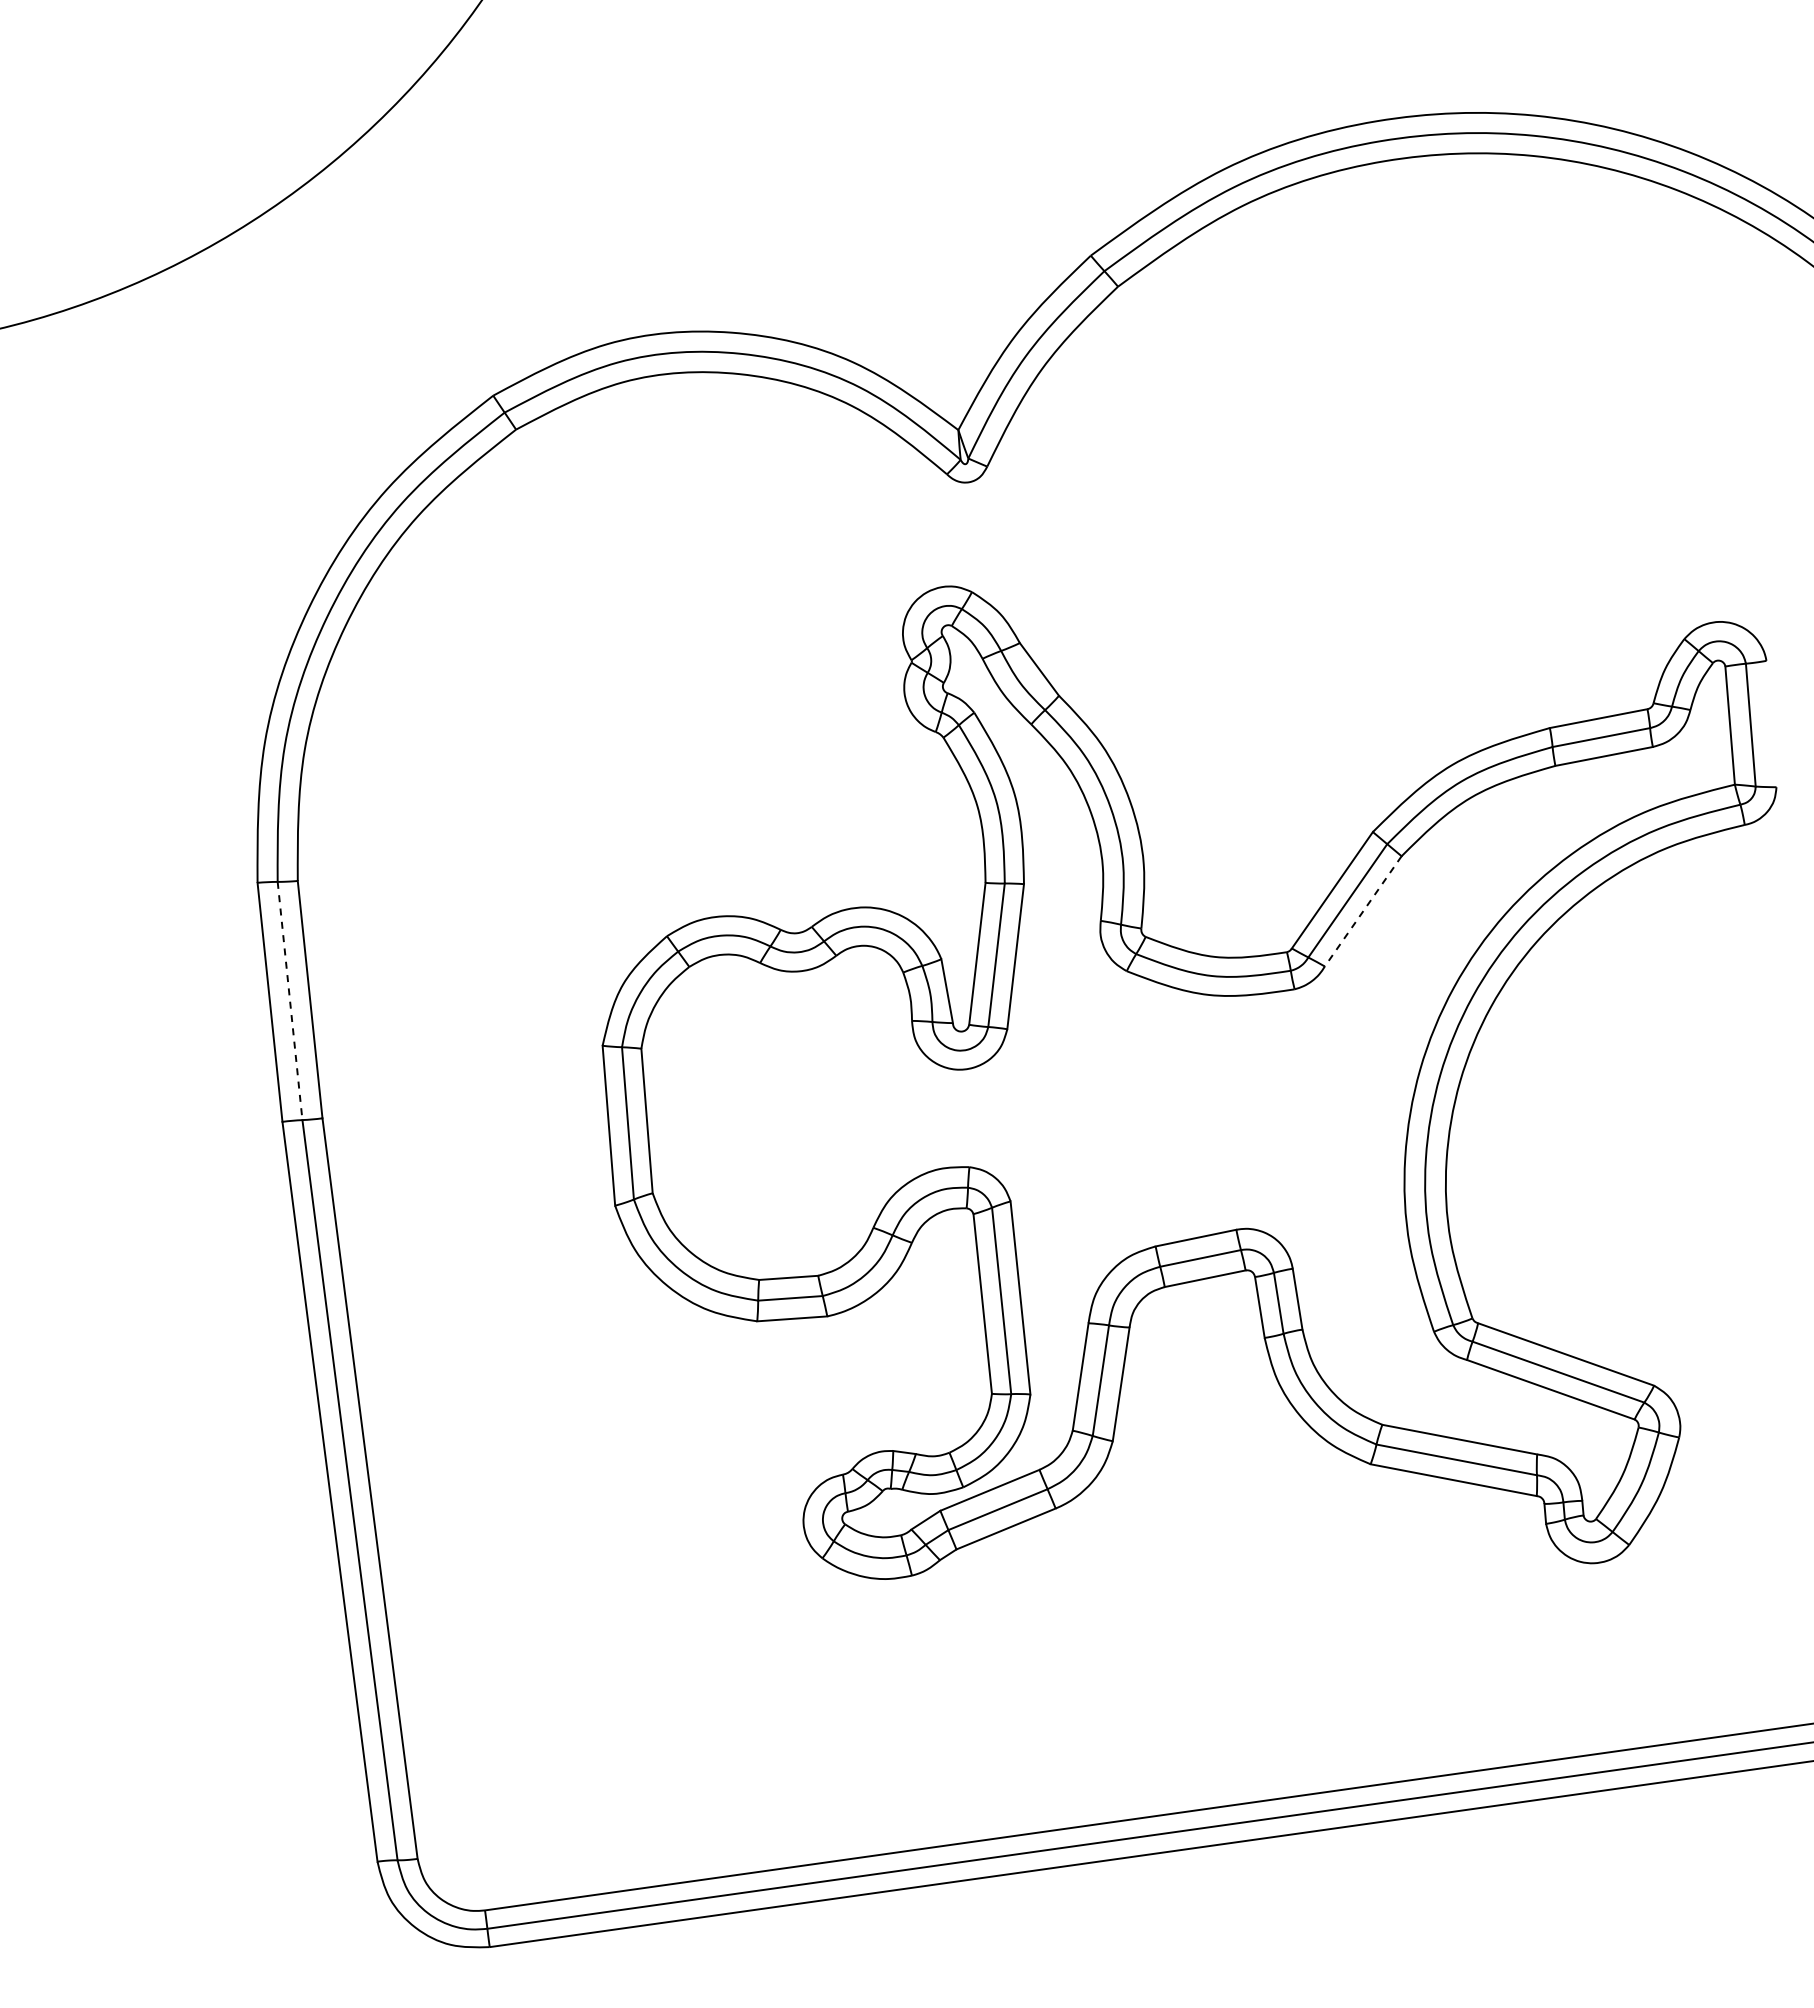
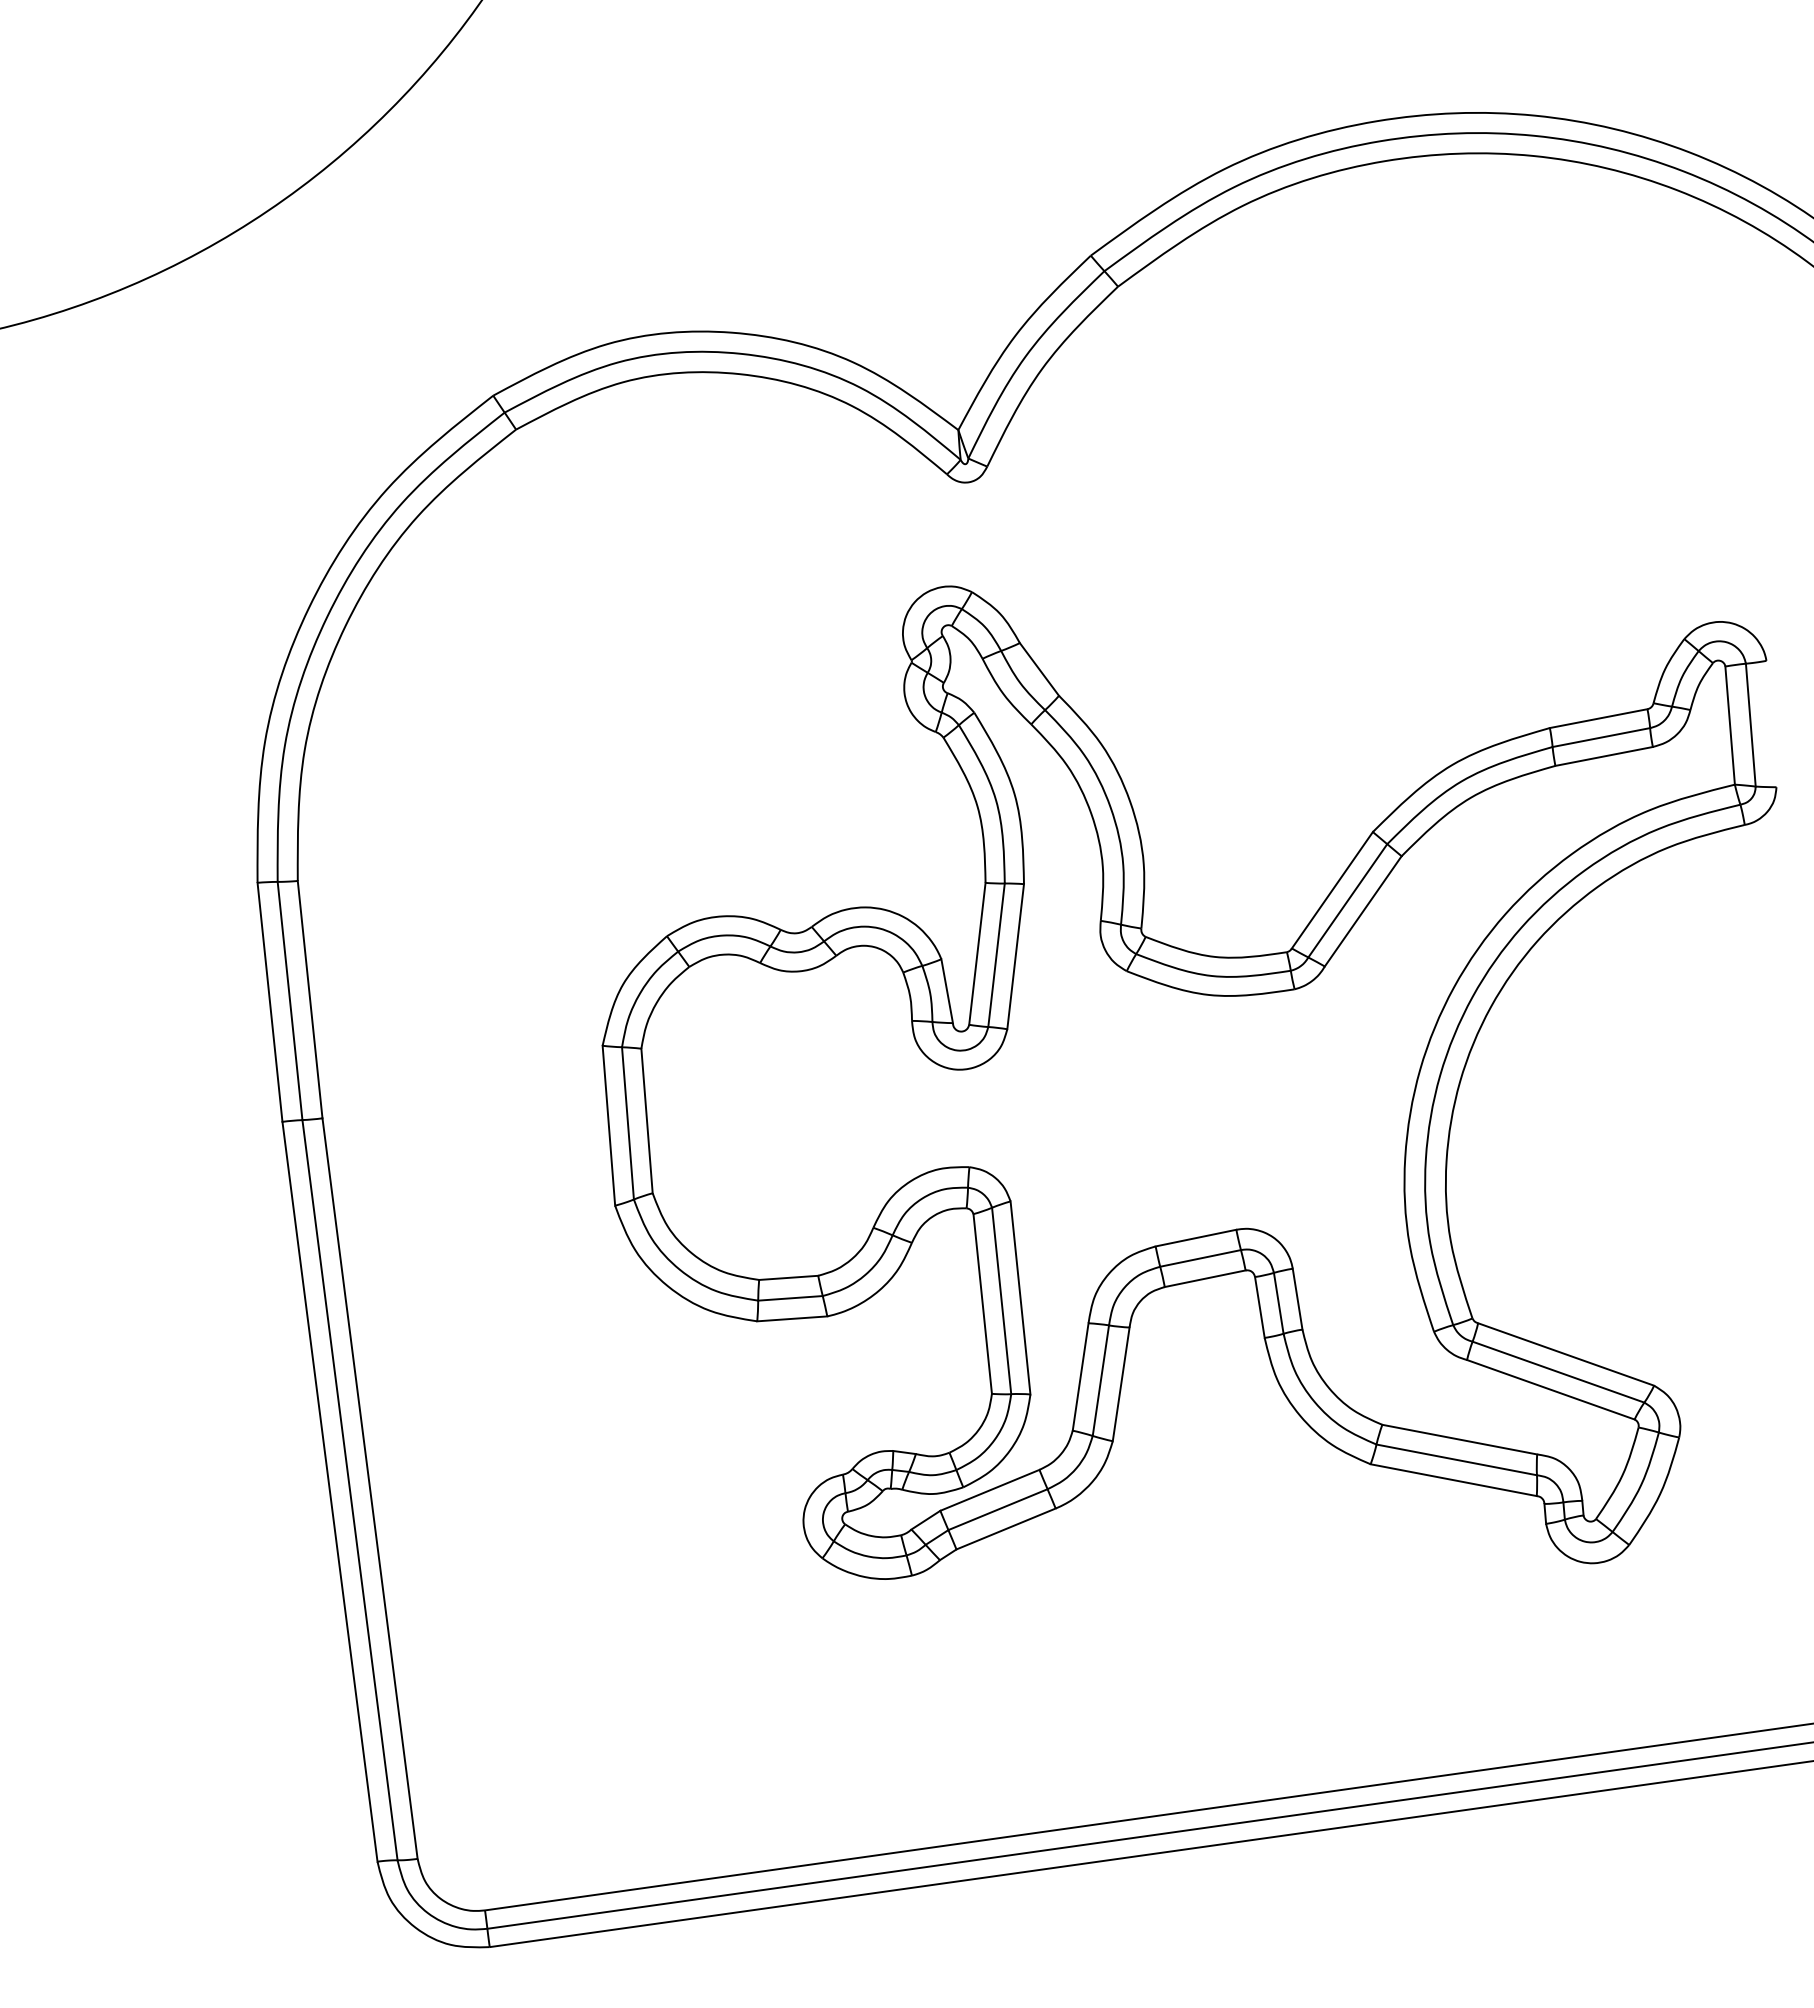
line: dashed -> solid (1362, 911)
line: dashed -> solid (290, 1001)
